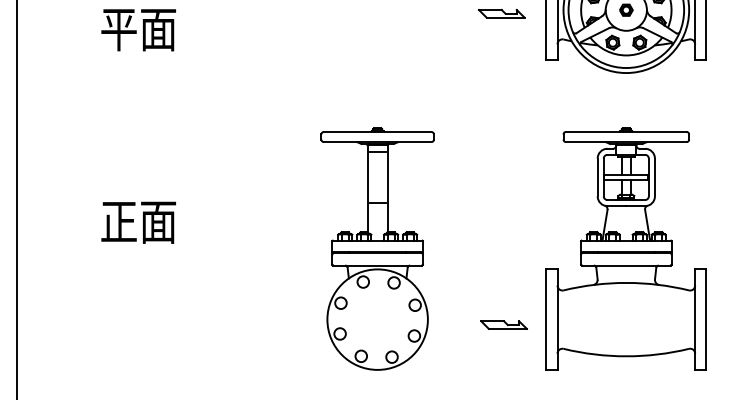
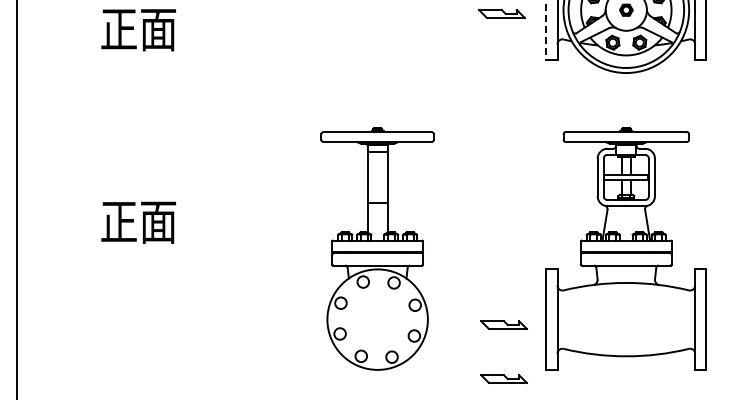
text: 平面 -> 正面 (118, 30)
line: solid -> dashed (546, 30)
part: none -> present (503, 378)
